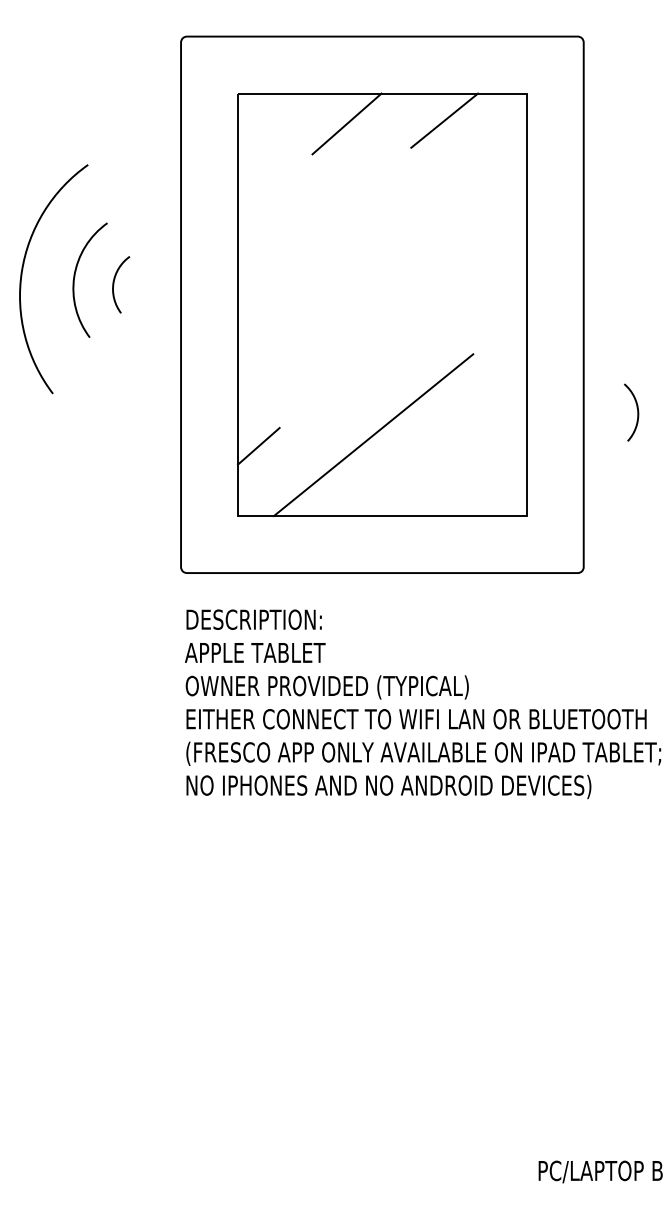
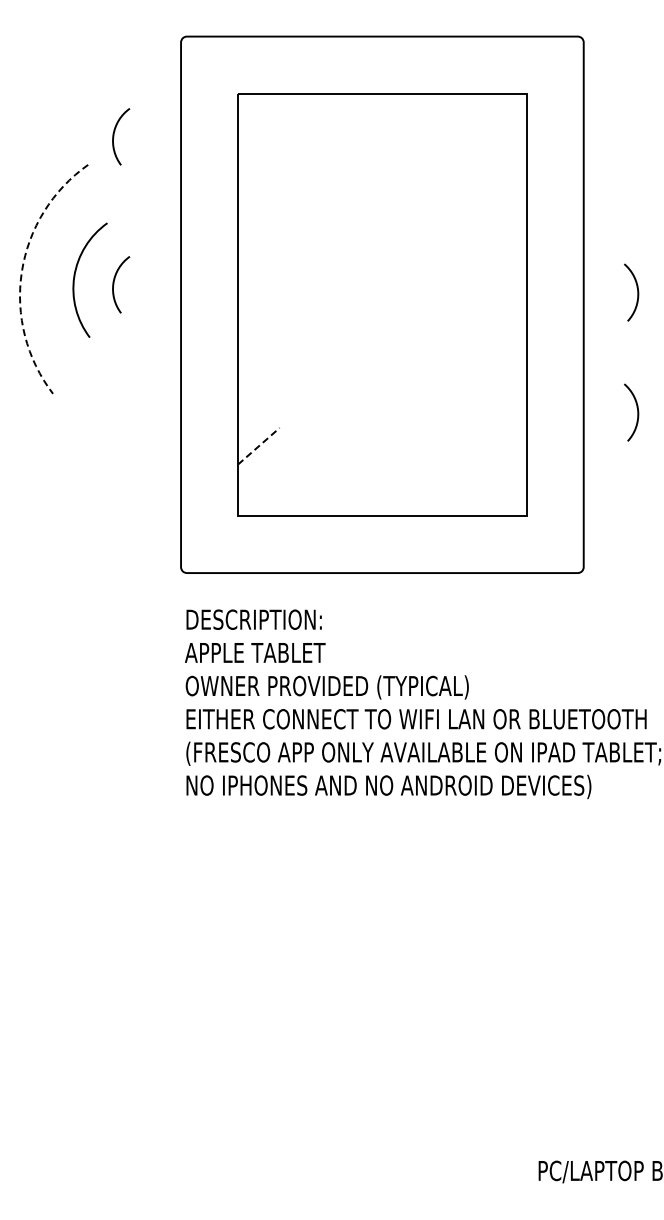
line: present -> none (444, 120)
line: present -> none (346, 123)
arc: none -> present (114, 136)
arc: solid -> dashed (21, 271)
arc: none -> present (637, 292)
line: present -> none (373, 435)
line: solid -> dashed (258, 446)
